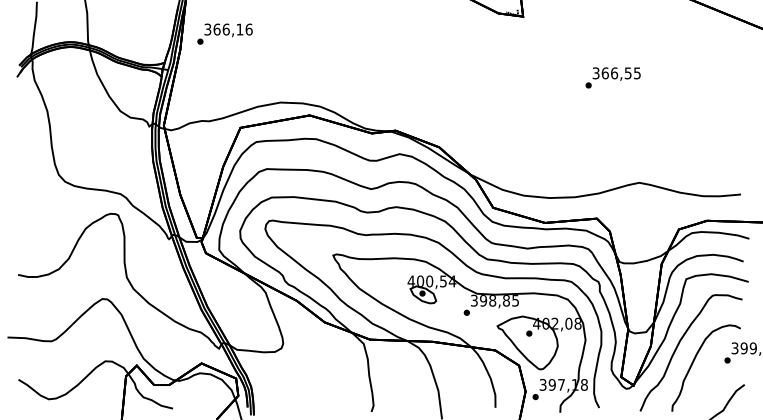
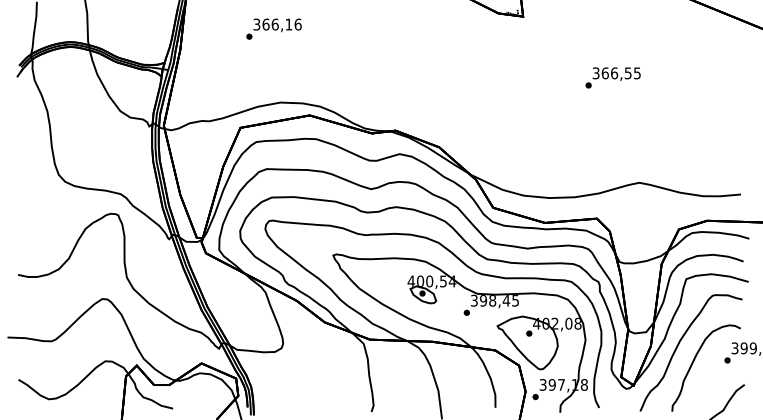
text position: (224, 33) -> (273, 28) (273, 28)
text: 398,85 -> 398,45 (506, 300)
